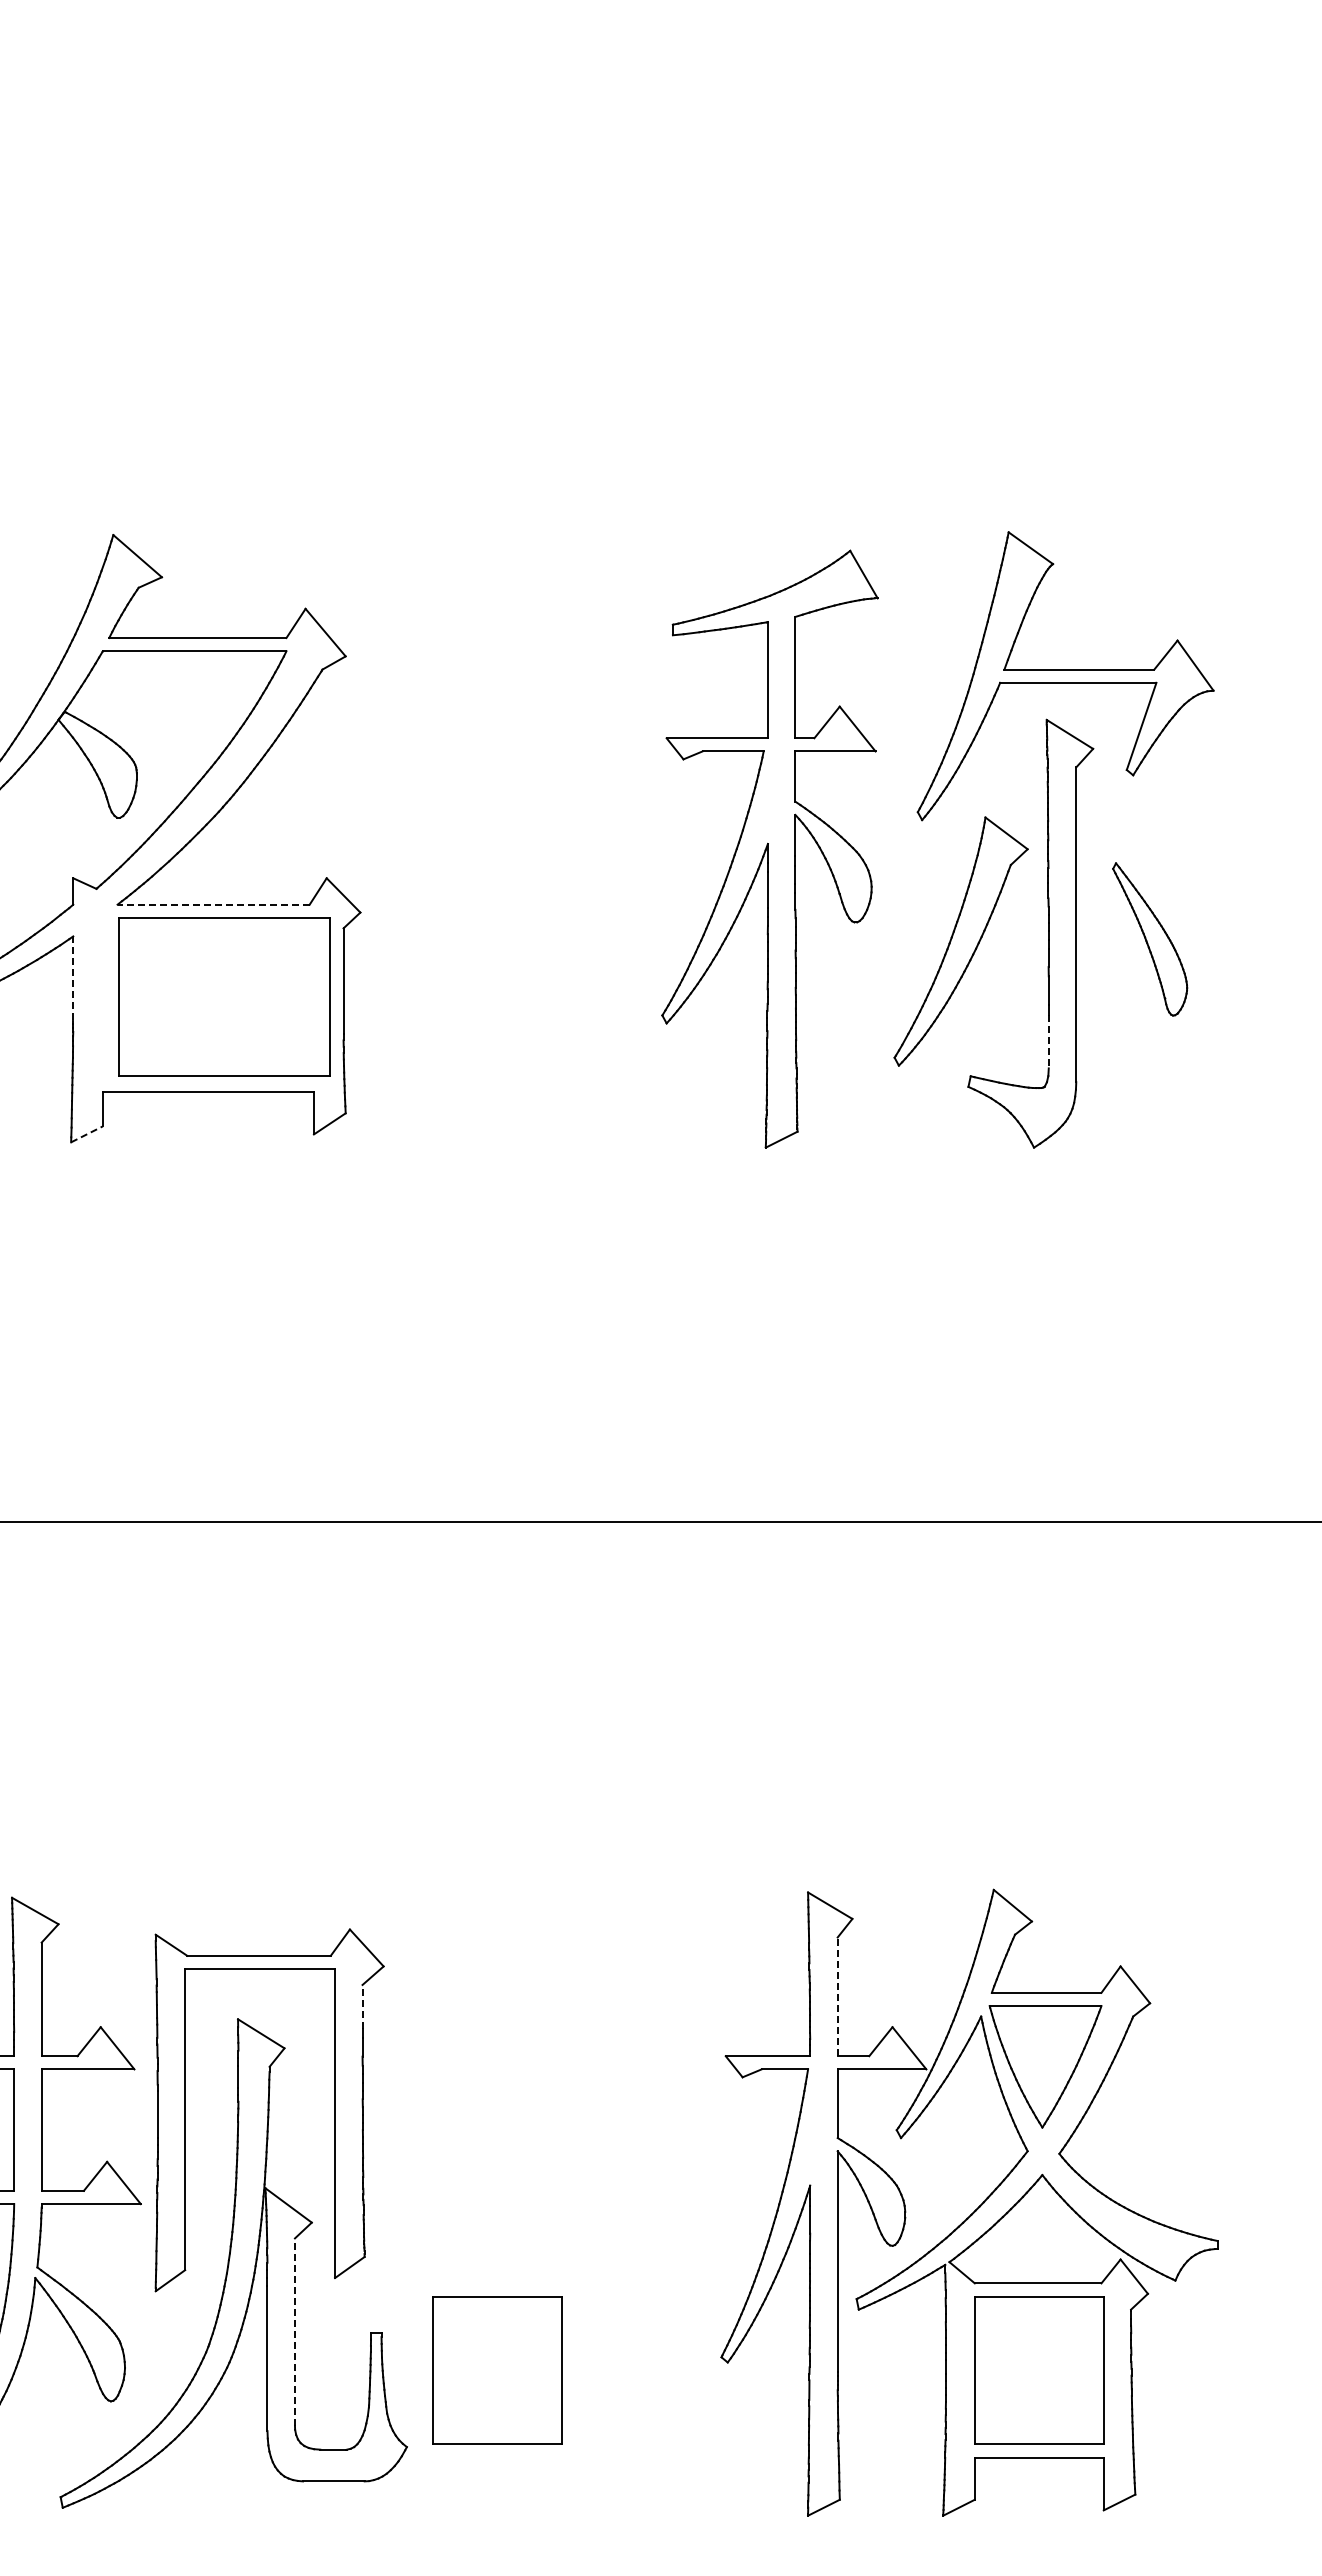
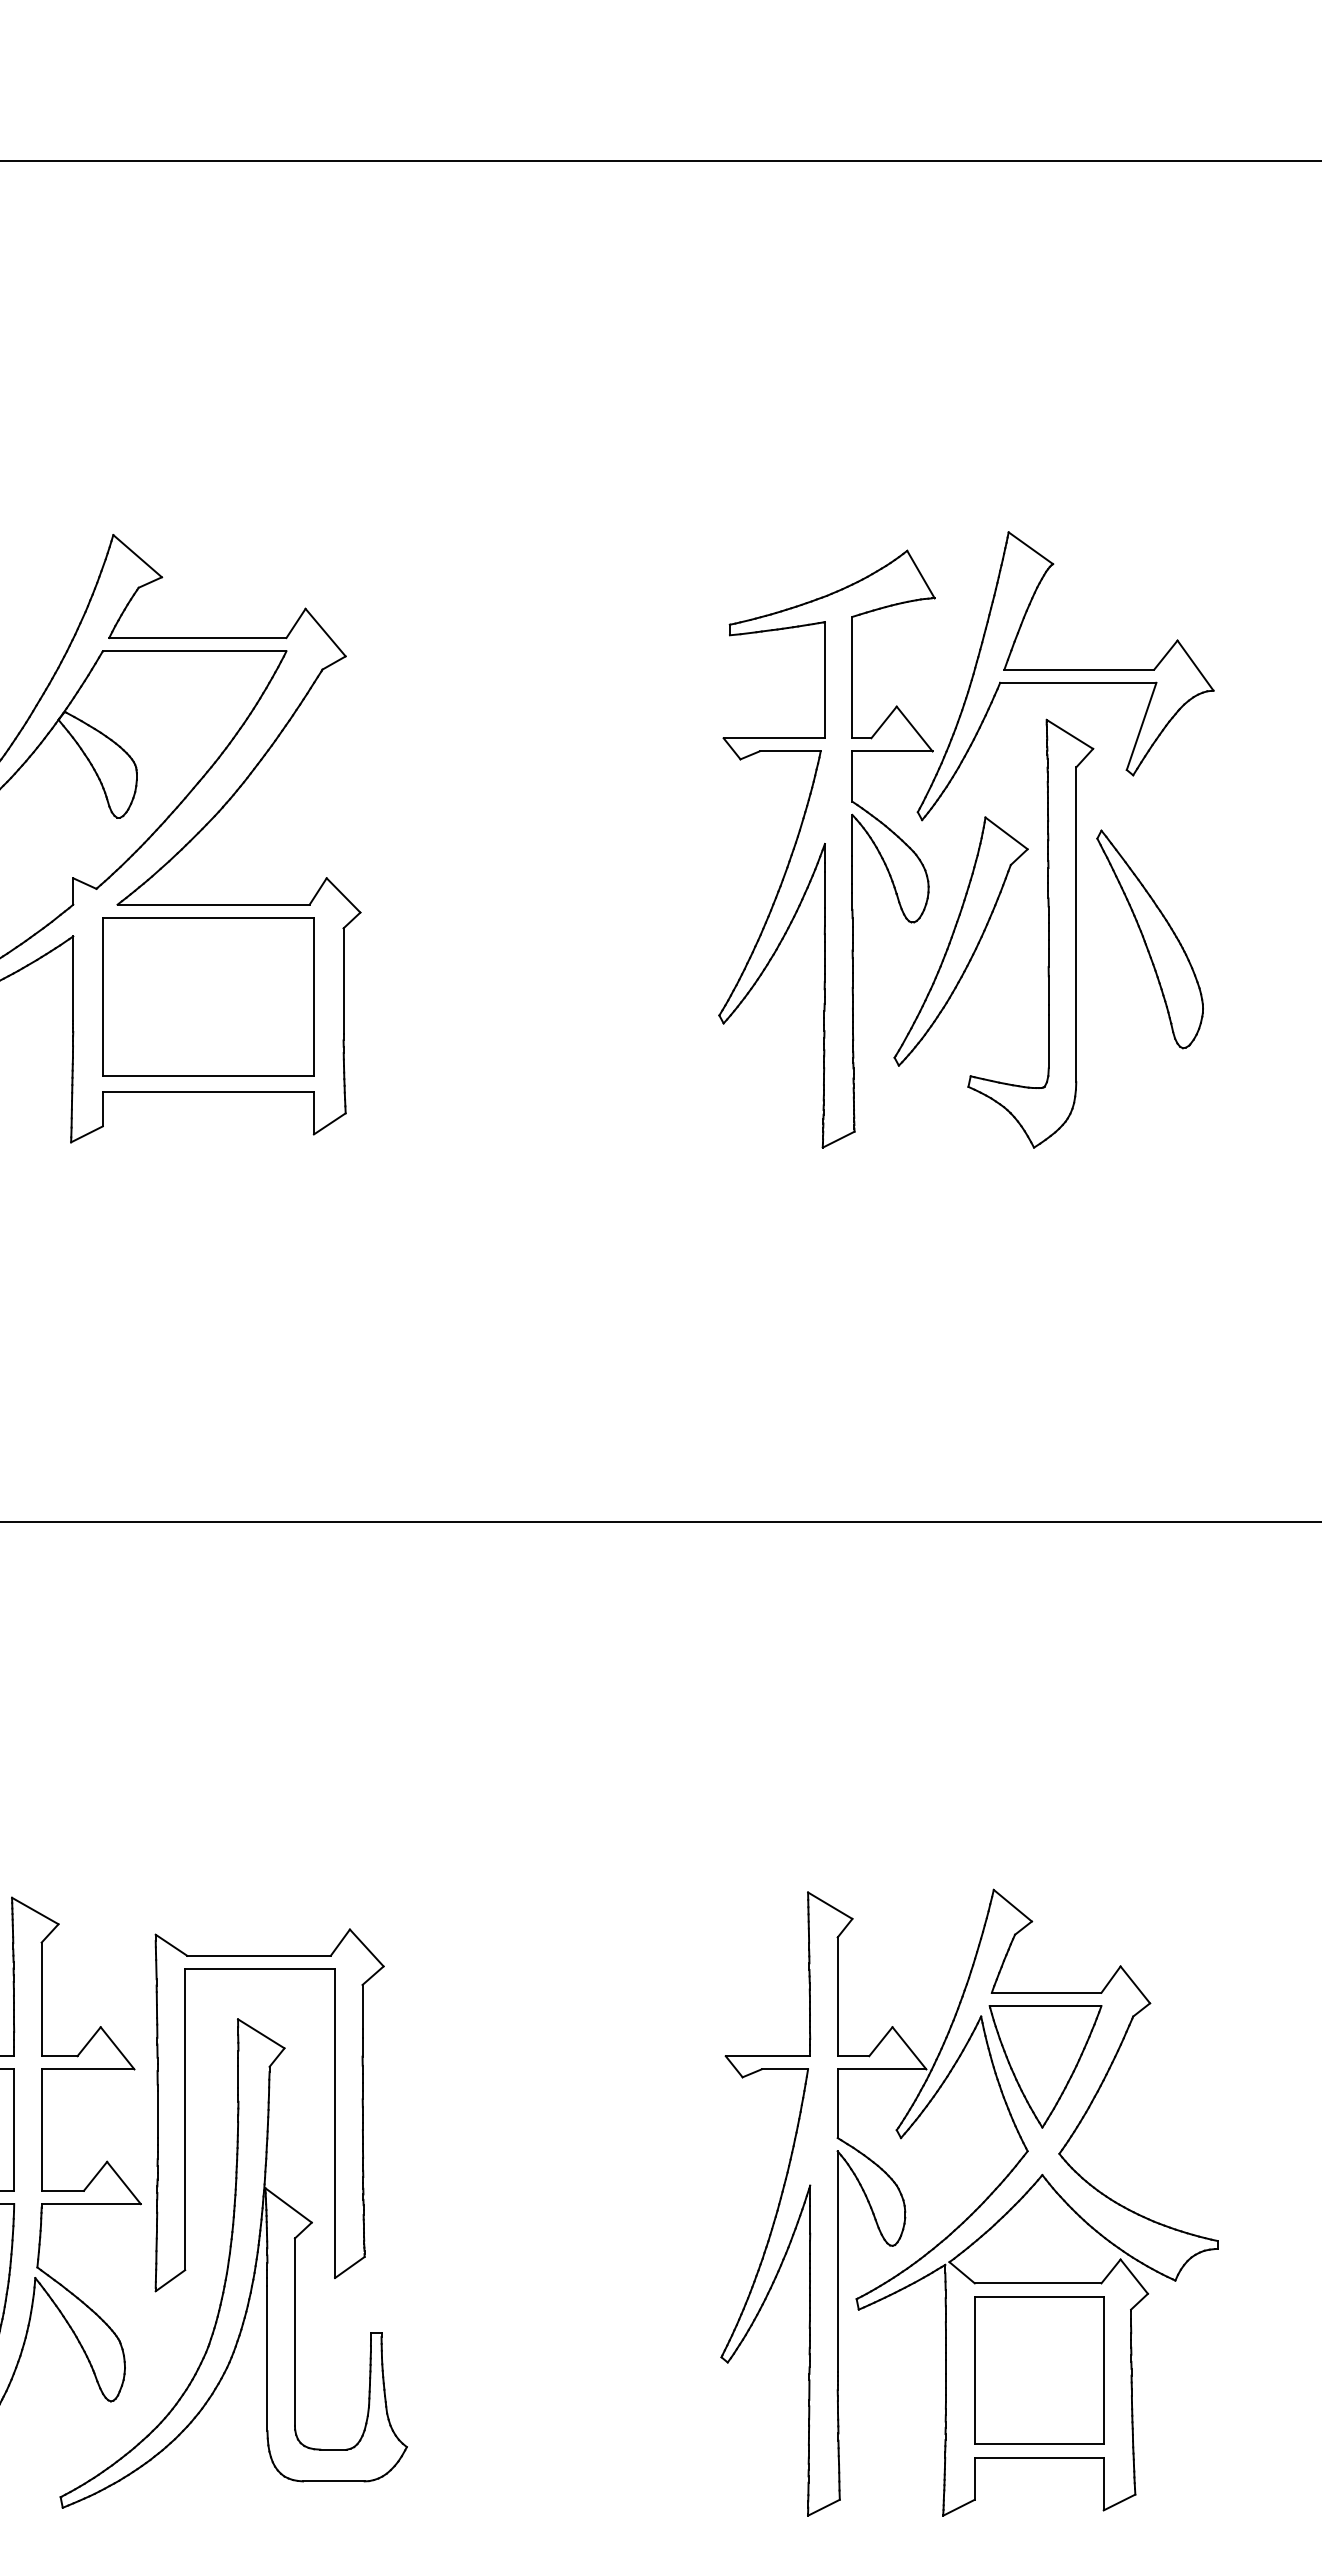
line: none -> present (660, 160)
part position: (769, 848) -> (826, 848) (826, 848)
line: dashed -> solid (213, 904)
part size: 77x155 px -> 108x221 px (1149, 939)
line: dashed -> solid (73, 979)
part position: (224, 996) -> (208, 996) (208, 996)
line: dashed -> solid (1048, 1041)
line: dashed -> solid (87, 1134)
line: dashed -> solid (837, 1996)
line: dashed -> solid (362, 2006)
line: dashed -> solid (294, 2332)
part: present -> none (497, 2370)
